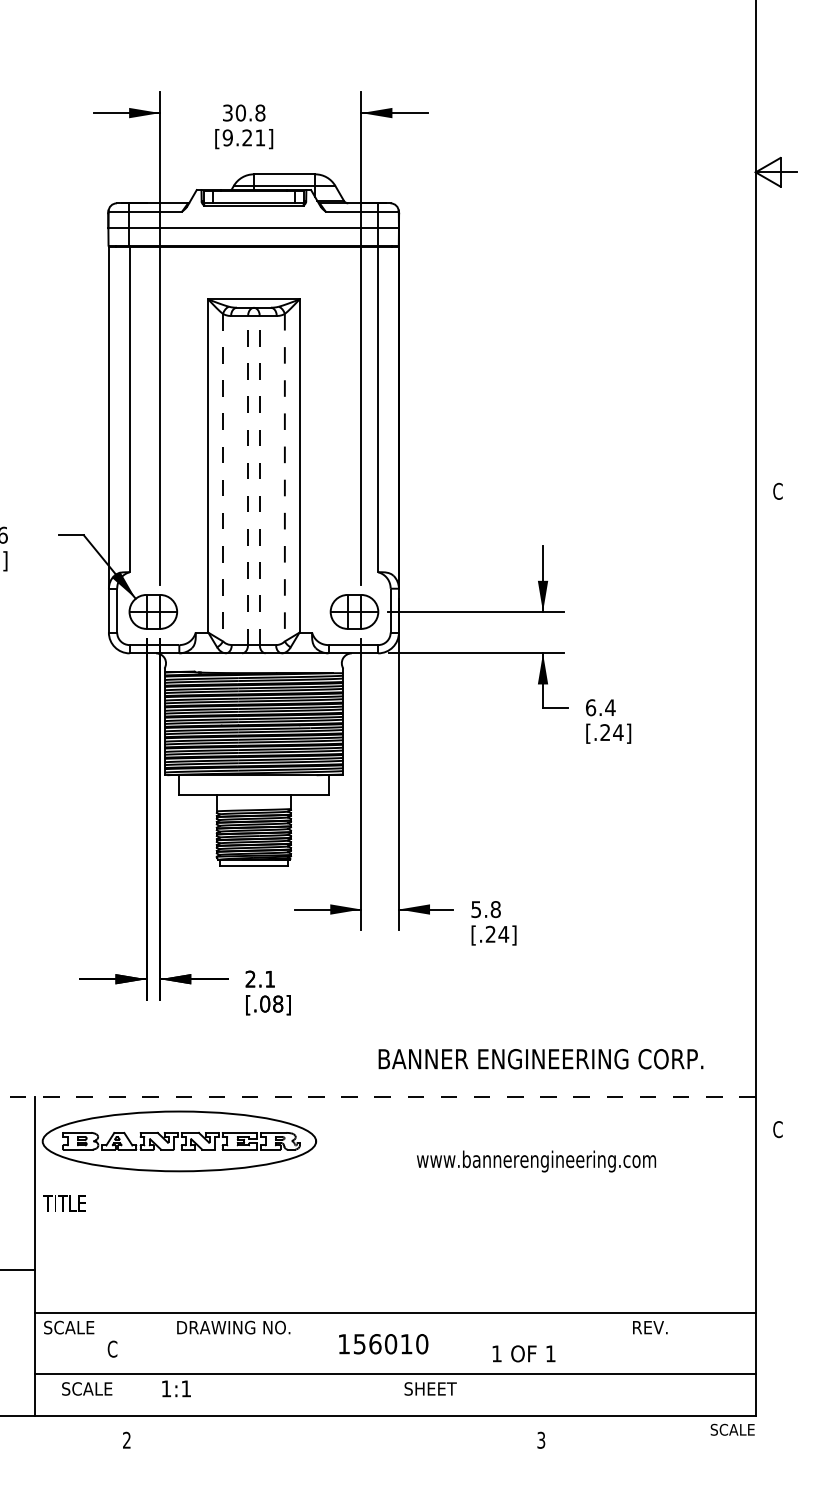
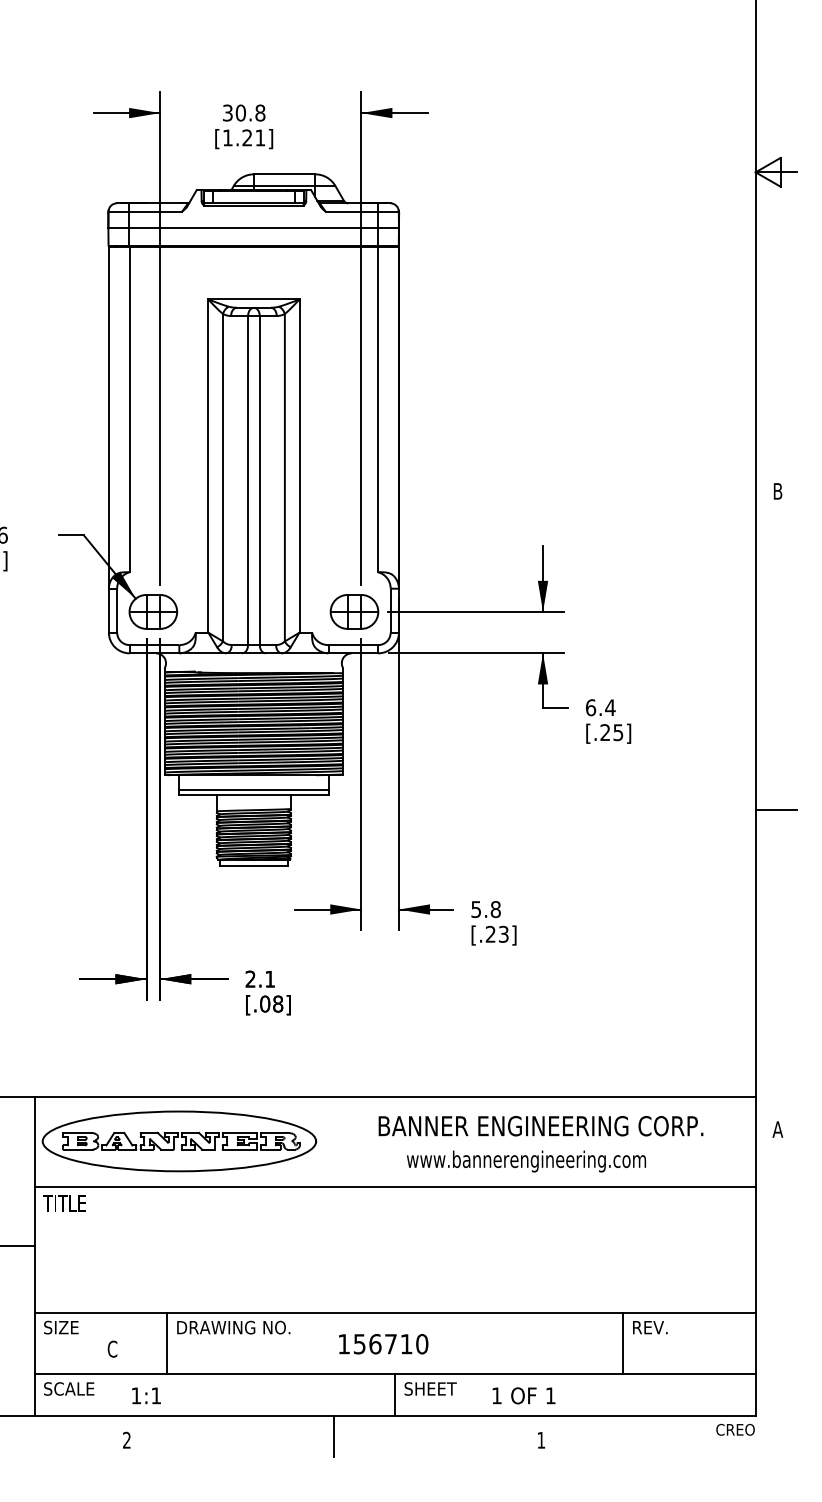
text: [9.21] -> [1.21] (227, 137)
line: dashed -> solid (223, 477)
line: dashed -> solid (284, 477)
line: dashed -> solid (248, 480)
line: dashed -> solid (259, 480)
text: C -> B (777, 490)
text: [.24] -> [.25] (618, 732)
line: none -> present (253, 790)
line: none -> present (776, 810)
text: [.24] -> [.23] (503, 933)
text position: (540, 1059) -> (540, 1126) (540, 1126)
line: dashed -> solid (377, 1097)
text: C -> A (777, 1129)
text position: (536, 1161) -> (526, 1161) (526, 1161)
line: none -> present (394, 1186)
line position: (18, 1270) -> (18, 1246) (18, 1246)
text: SCALE -> SIZE (74, 1327)
line: none -> present (167, 1343)
line: none -> present (623, 1343)
text: 156010 -> 156710 (390, 1344)
text position: (523, 1353) -> (523, 1395) (523, 1395)
text position: (87, 1388) -> (69, 1388) (69, 1388)
text position: (176, 1388) -> (146, 1395) (146, 1395)
line: none -> present (395, 1394)
text: SCALE -> CREO (732, 1429)
line: none -> present (334, 1435)
text: 3 -> 1 (541, 1439)
